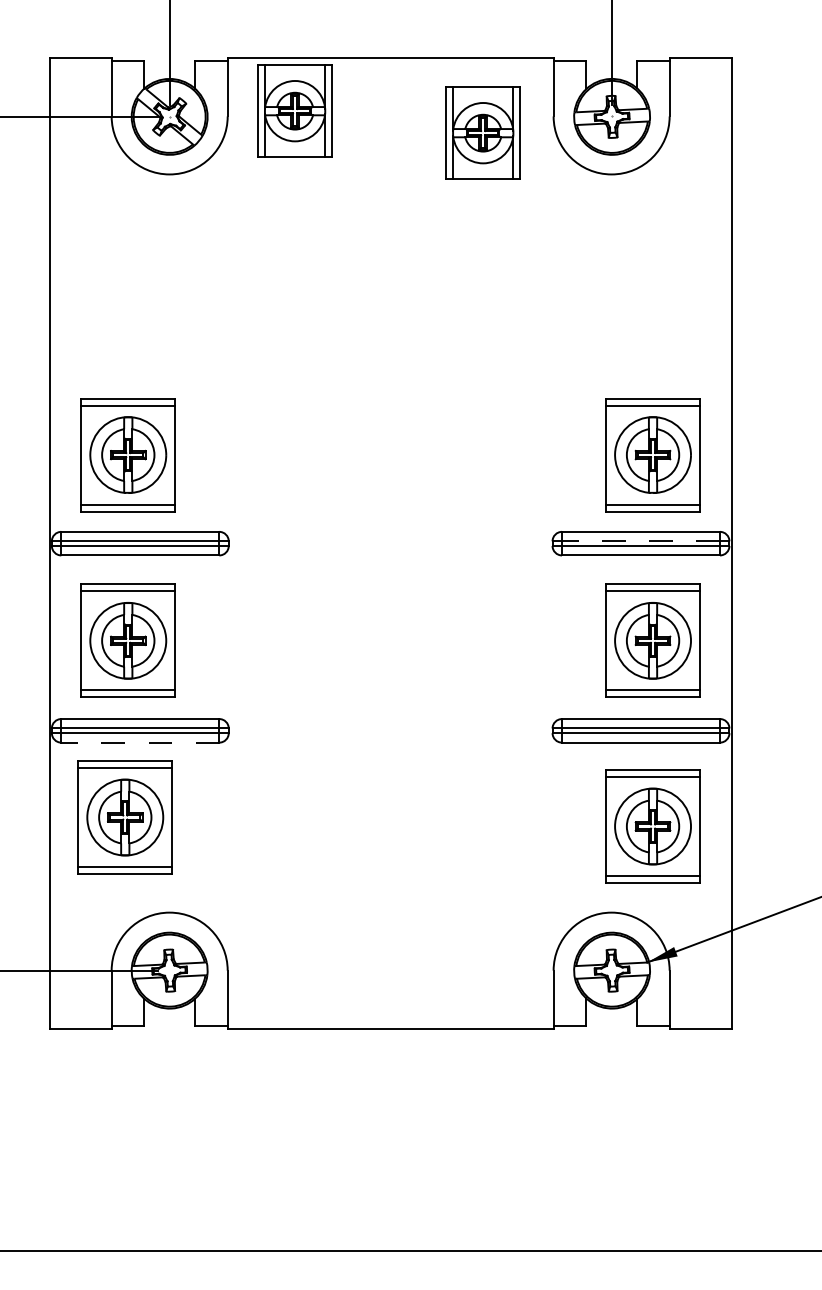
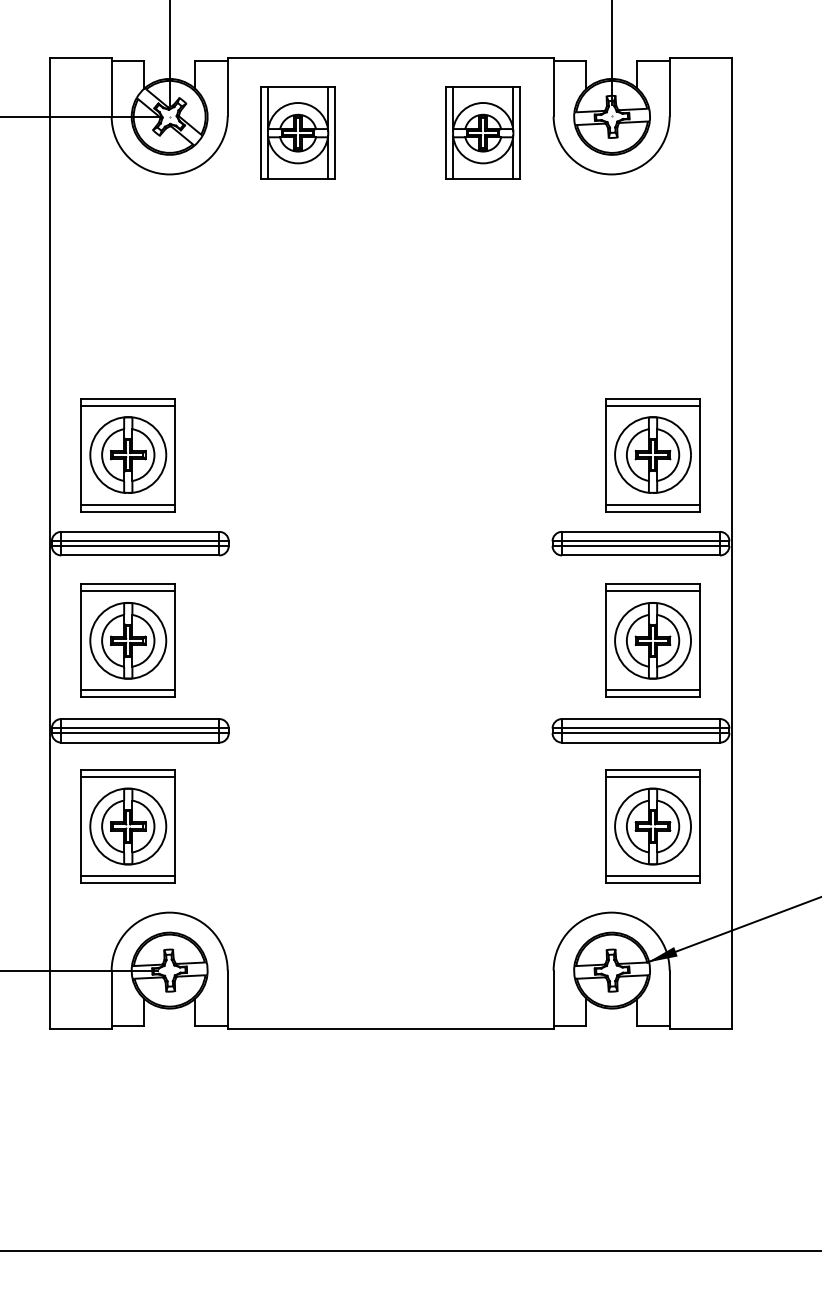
part position: (294, 110) -> (297, 132) (297, 132)
line: dashed -> solid (640, 541)
line: dashed -> solid (139, 742)
part position: (124, 817) -> (127, 826) (127, 826)
